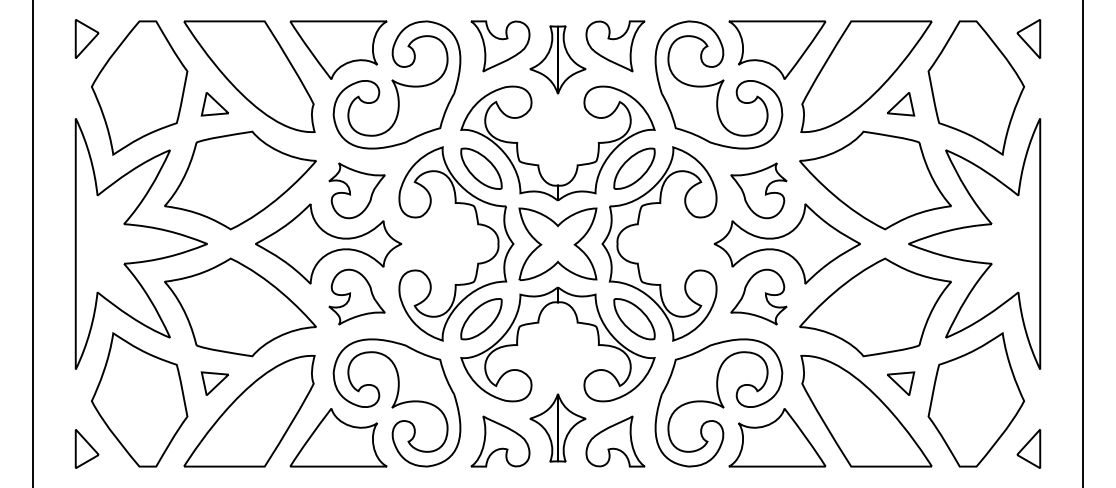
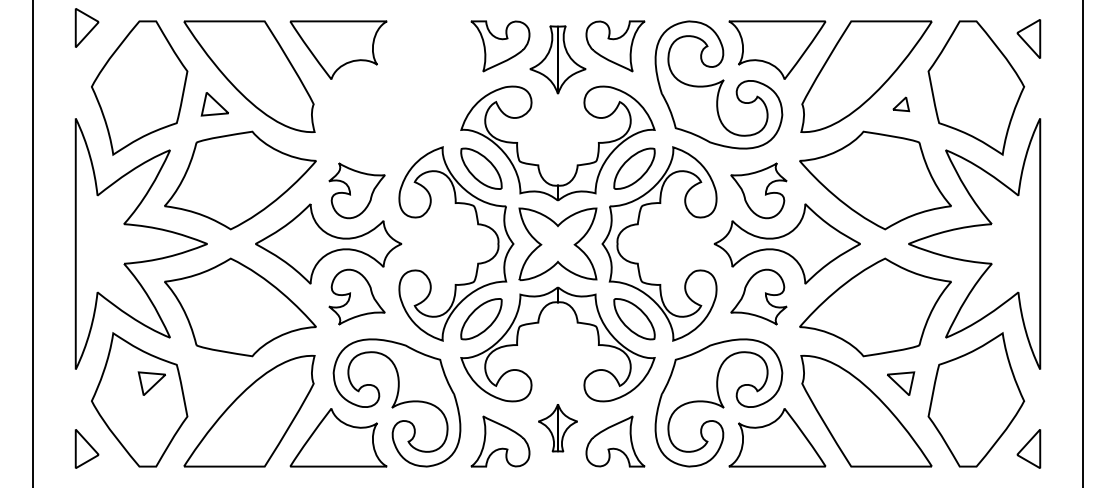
part position: (86, 38) -> (86, 27) (86, 27)
part: present -> none (396, 84)
part size: 29x25 px -> 19x17 px (901, 104)
part position: (214, 383) -> (151, 383) (151, 383)
part size: 58x70 px -> 40x49 px (557, 428)
